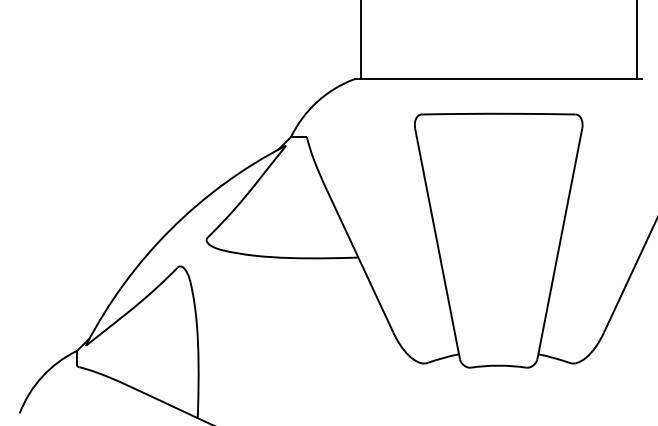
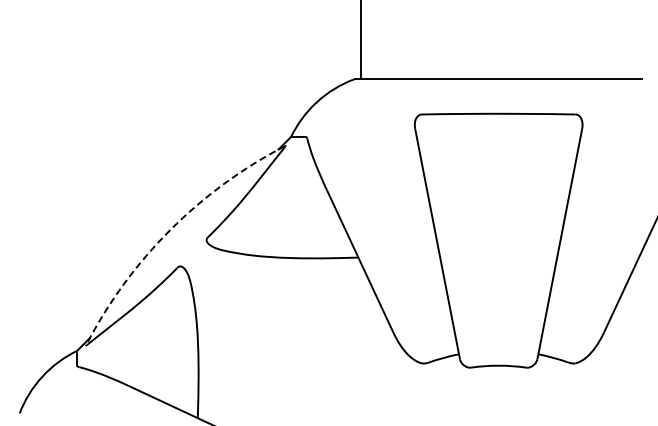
line: present -> none (636, 40)
arc: solid -> dashed (170, 230)
